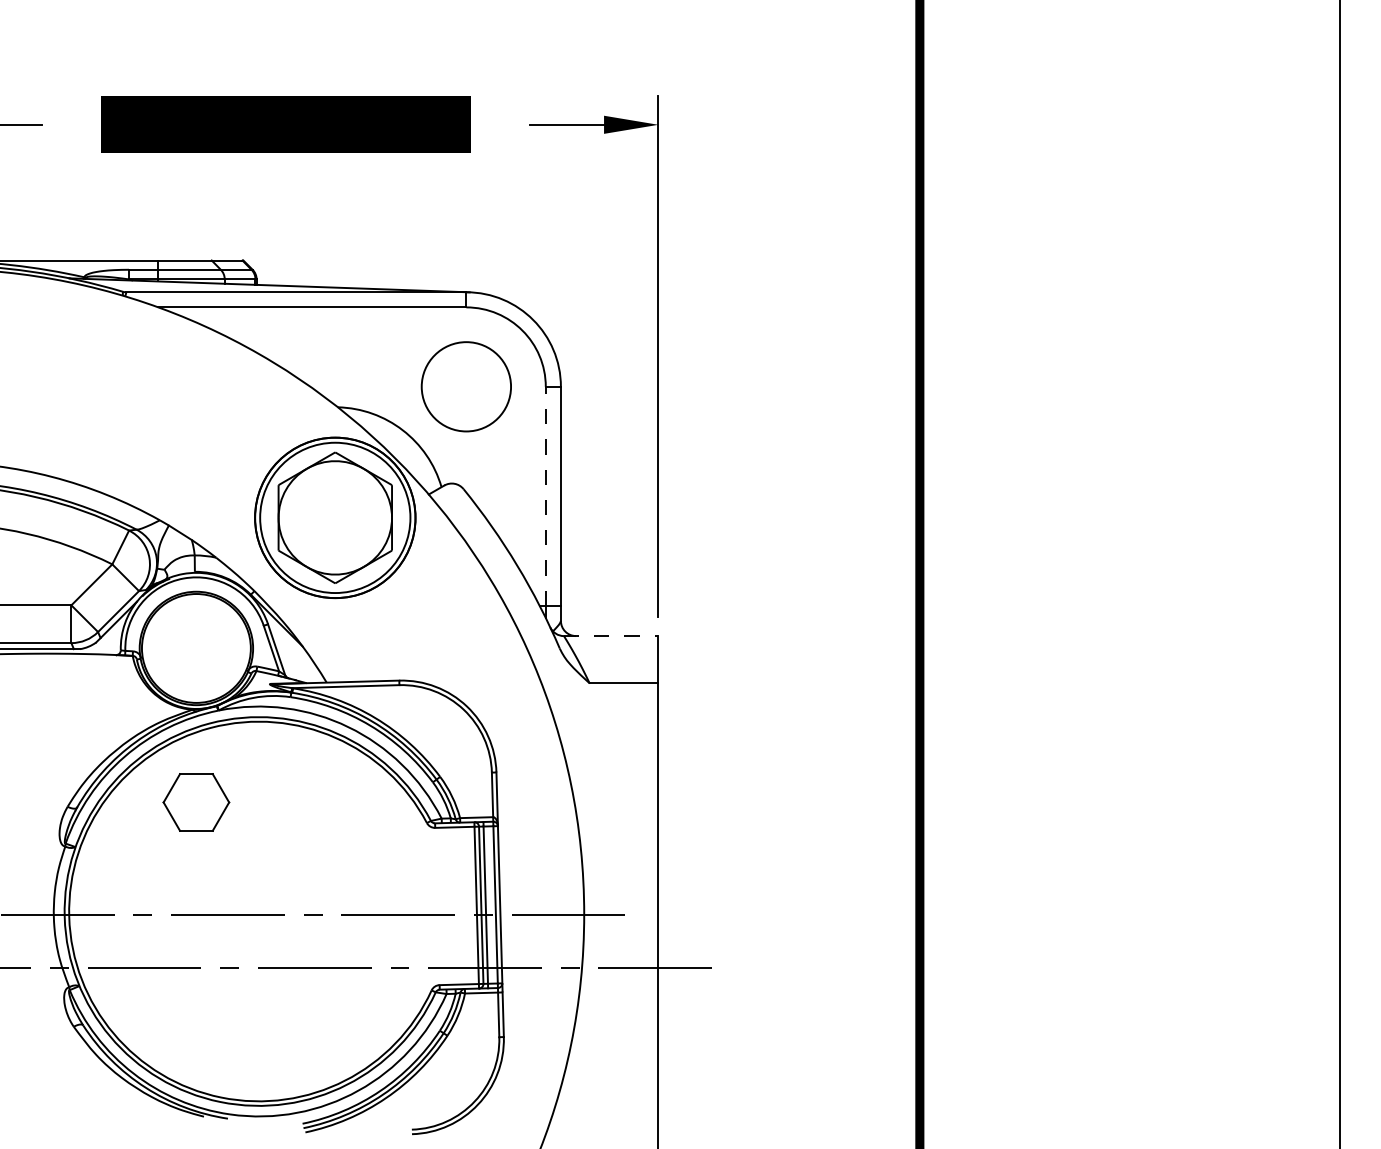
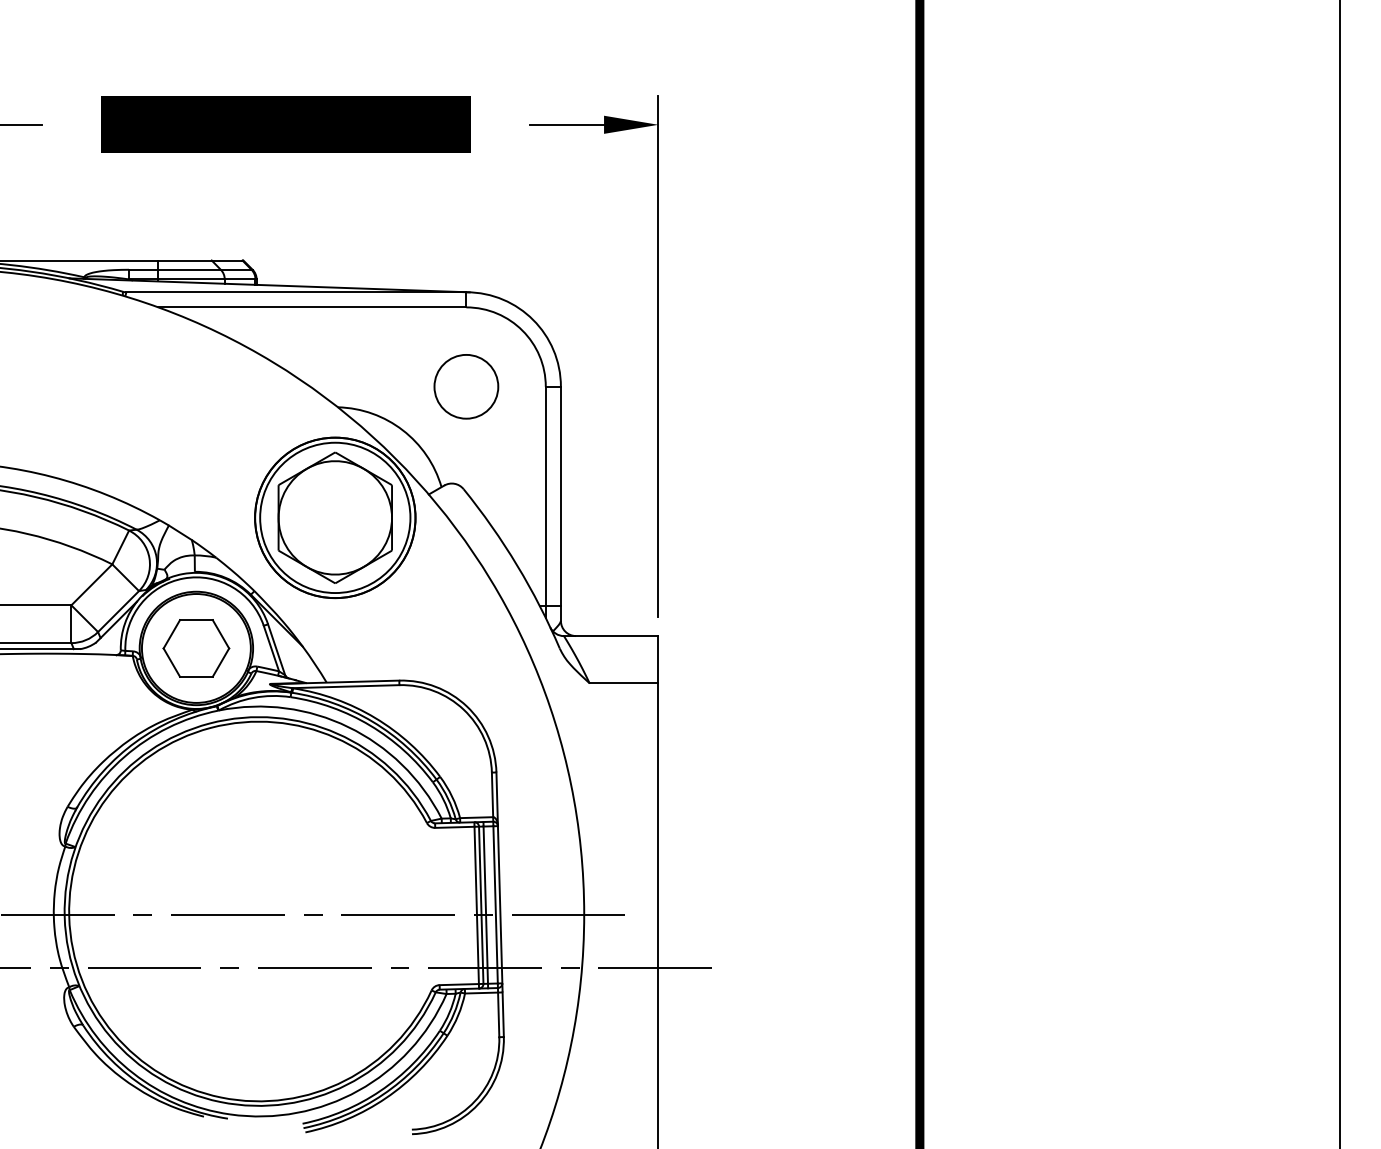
circle diameter: 89 px -> 64 px (466, 386)
line: dashed -> solid (545, 496)
line: dashed -> solid (611, 636)
part position: (196, 802) -> (196, 648) (196, 648)
